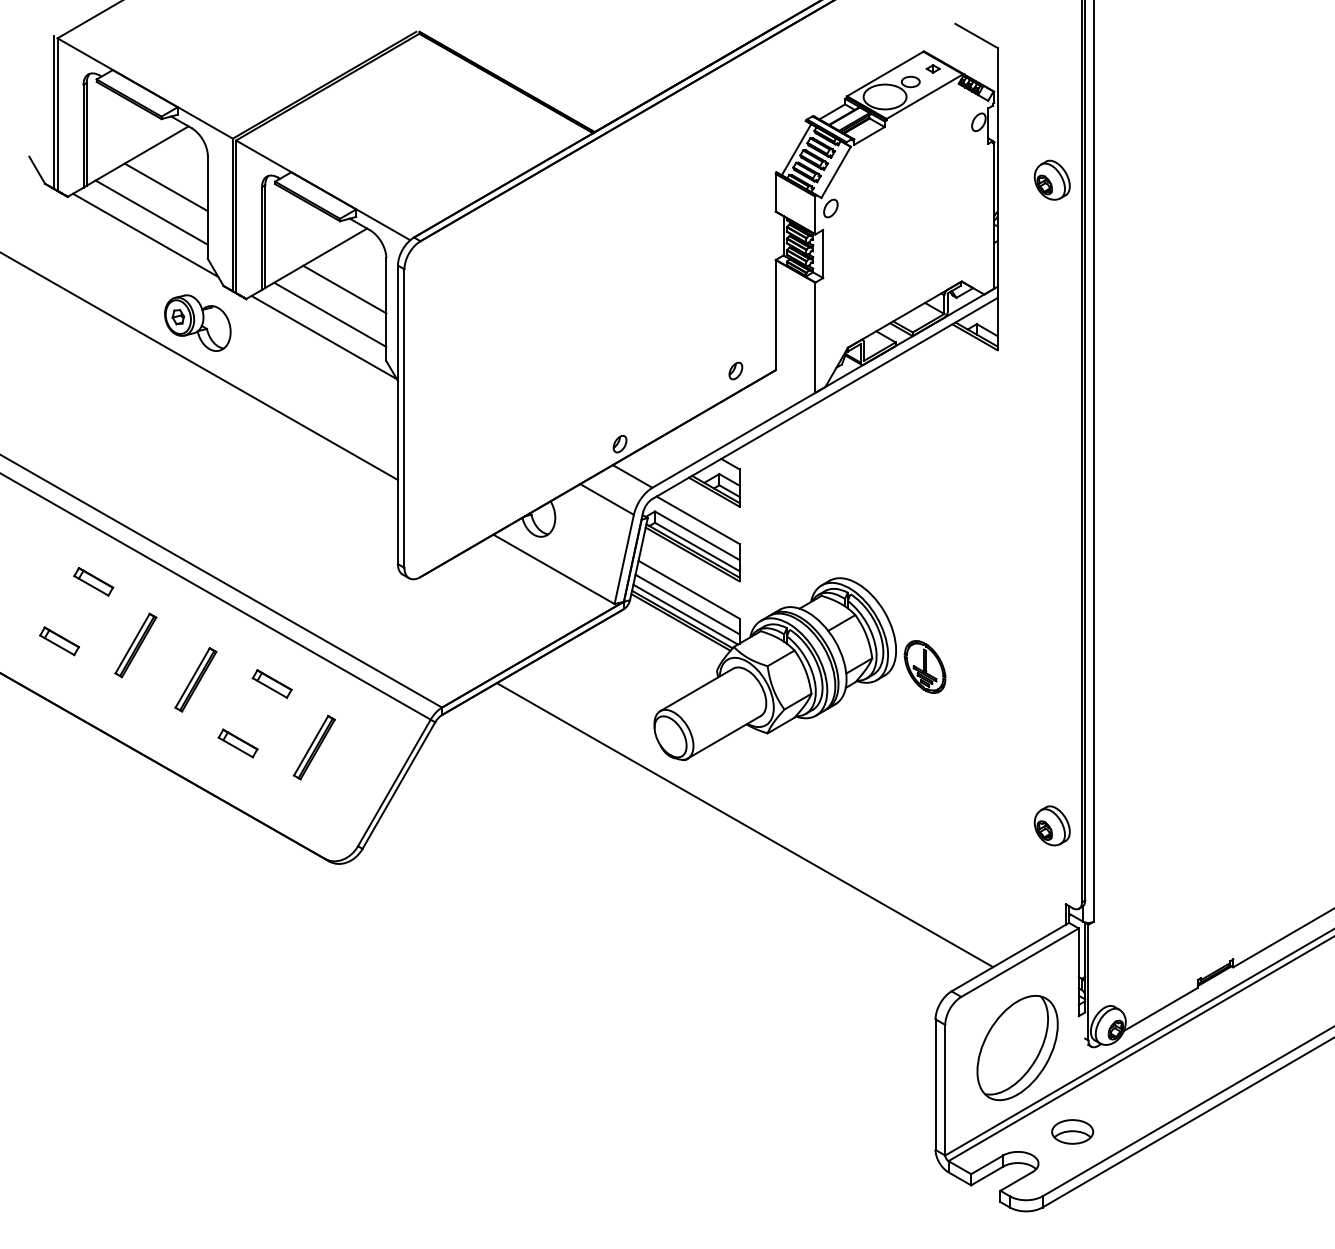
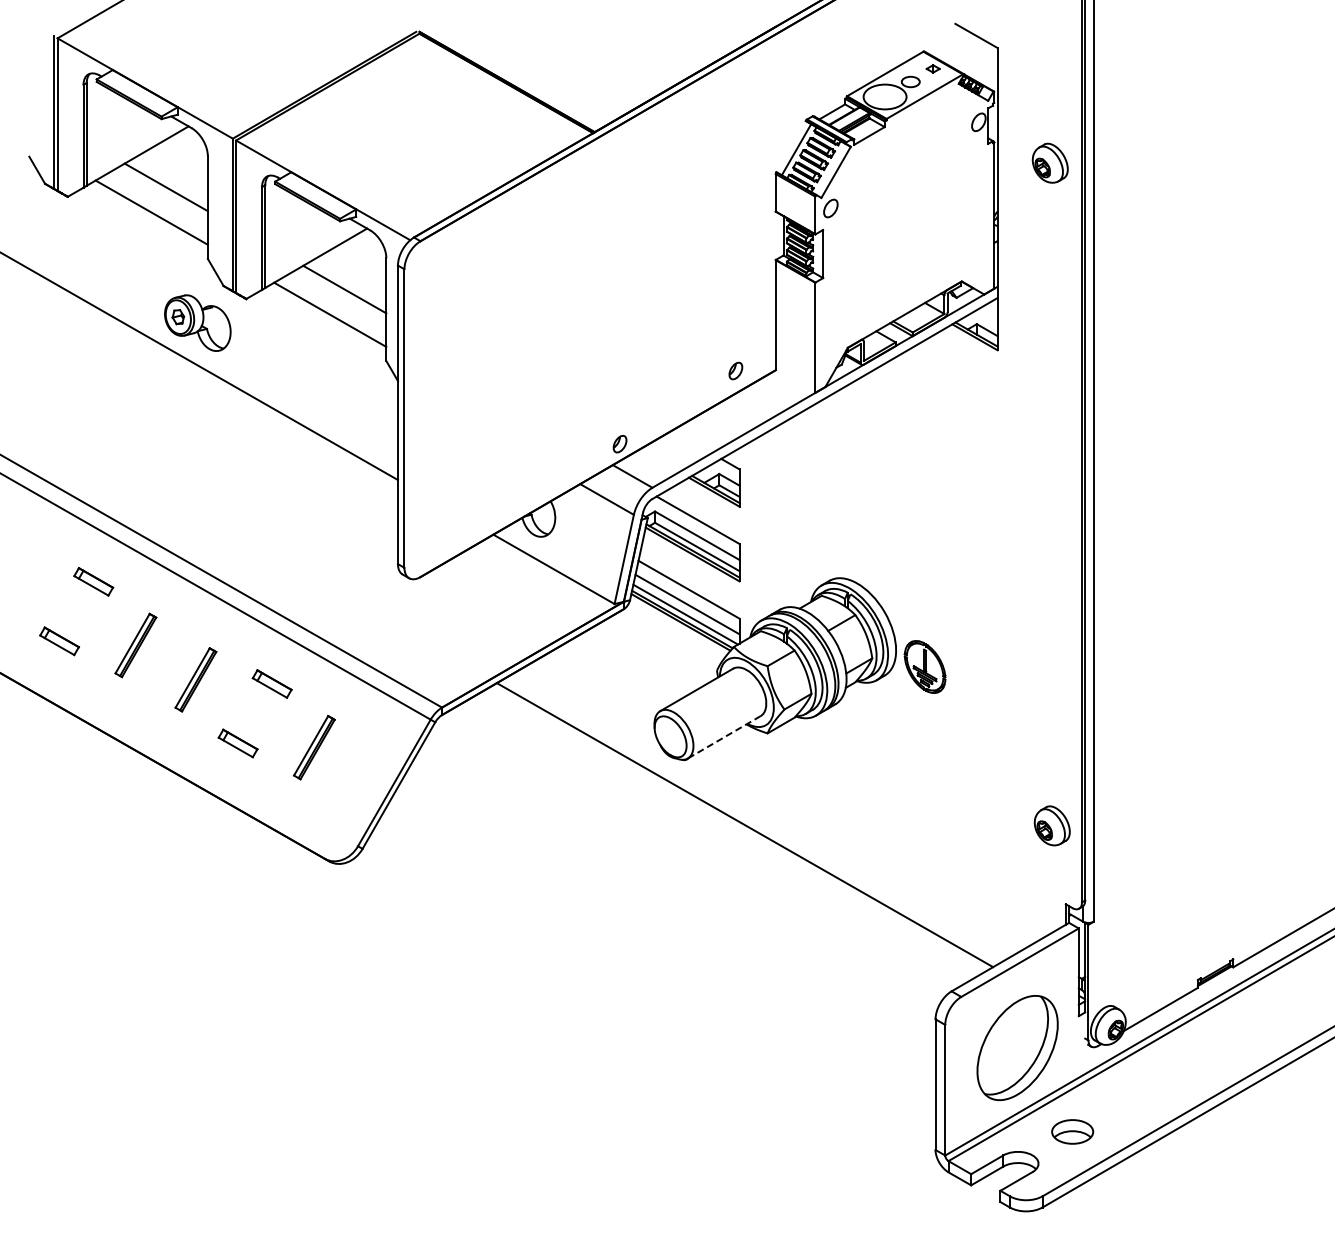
part position: (1051, 179) -> (1049, 162) (1049, 162)
line: present -> none (145, 234)
line: present -> none (323, 337)
line: solid -> dashed (723, 737)
